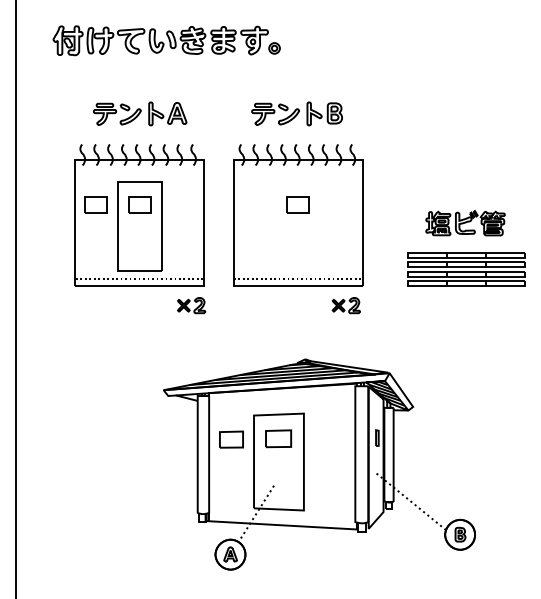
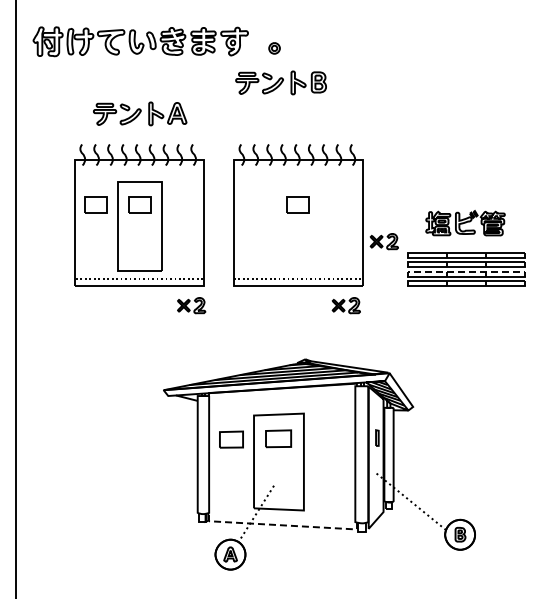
part position: (160, 40) -> (140, 41) (140, 41)
part position: (296, 113) -> (280, 82) (280, 82)
part: none -> present (383, 241)
line: solid -> dashed (463, 271)
line: solid -> dashed (281, 525)
